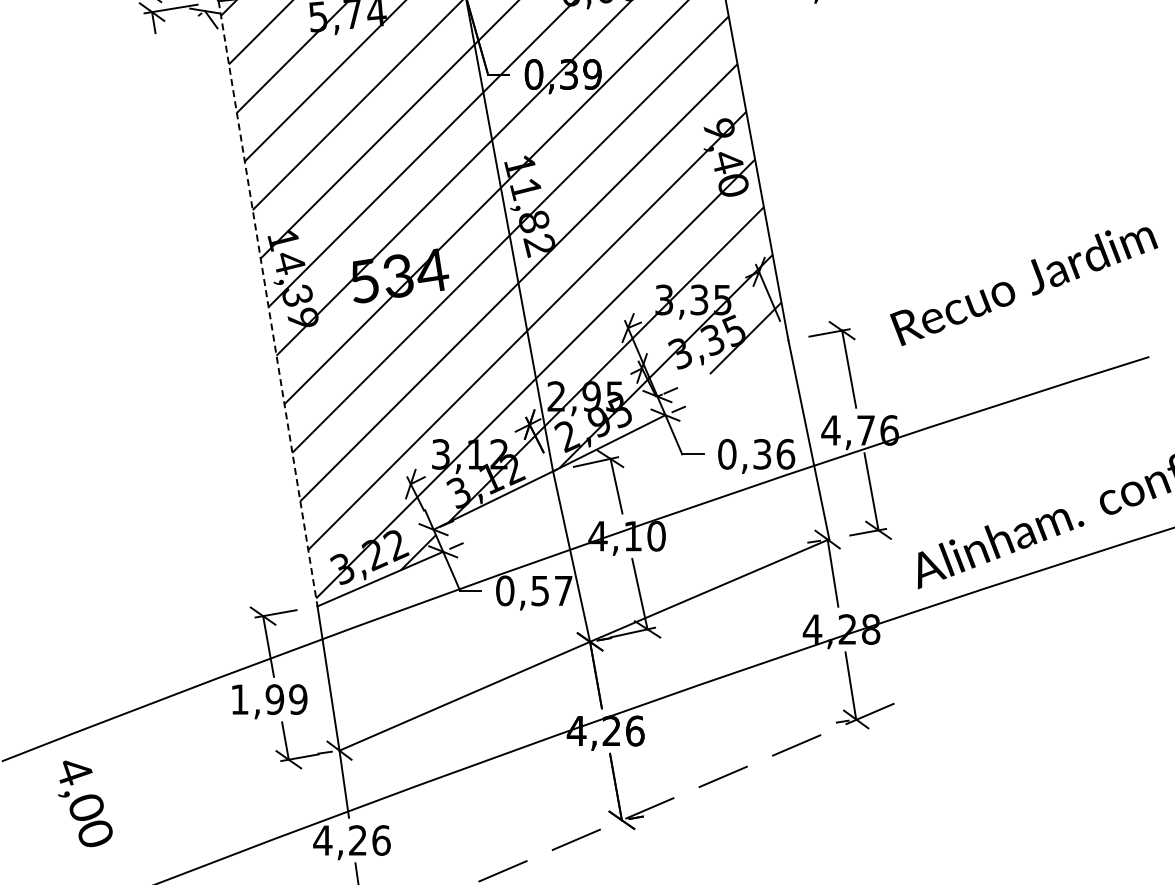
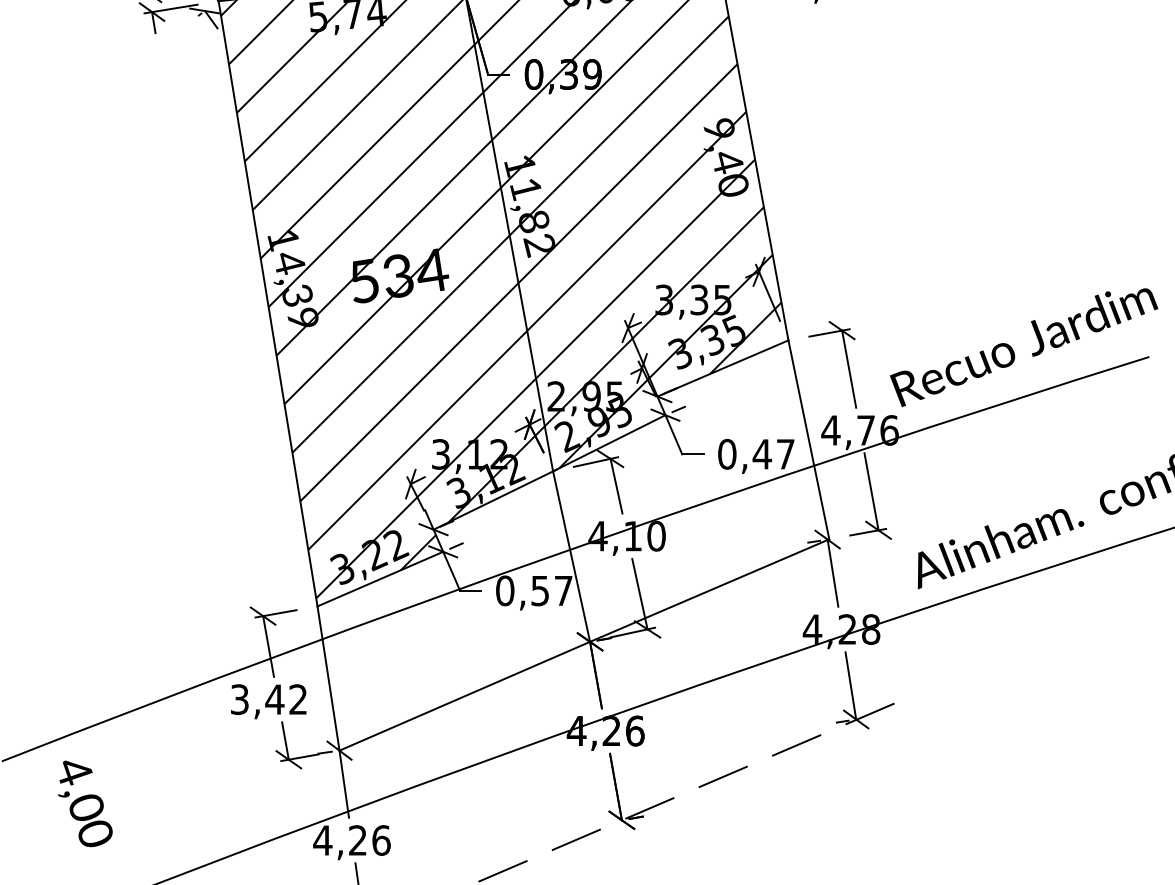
text position: (1024, 286) -> (1024, 347) (1024, 347)
line: dashed -> solid (268, 303)
line: none -> present (724, 367)
text: 0,36 -> 0,47 (773, 454)
text: 1,99 -> 3,42 (269, 699)
